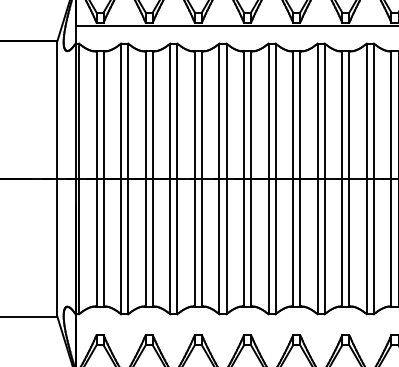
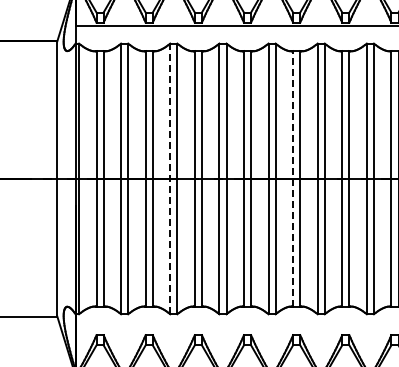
line: solid -> dashed (170, 178)
line: solid -> dashed (293, 178)
